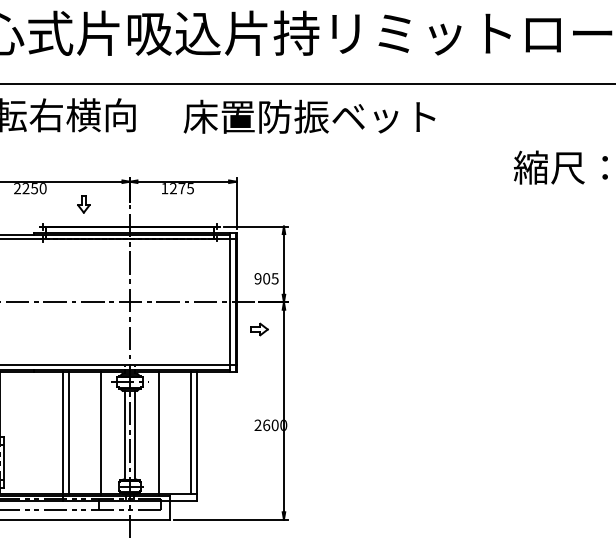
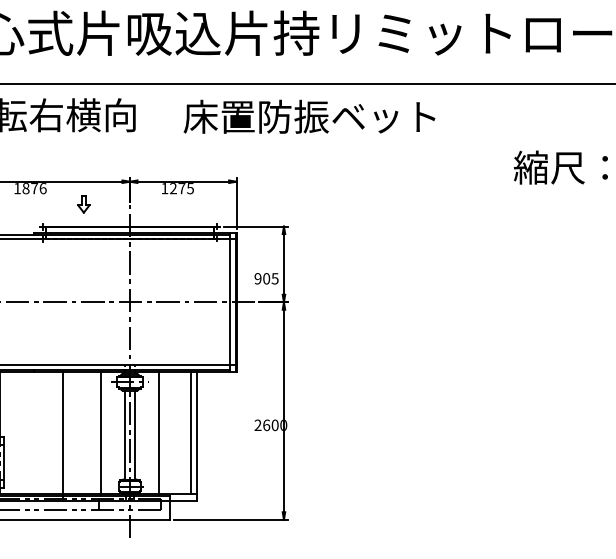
text: 2250 -> 1876 (30, 188)
part: present -> none (259, 329)
line: present -> none (69, 432)
